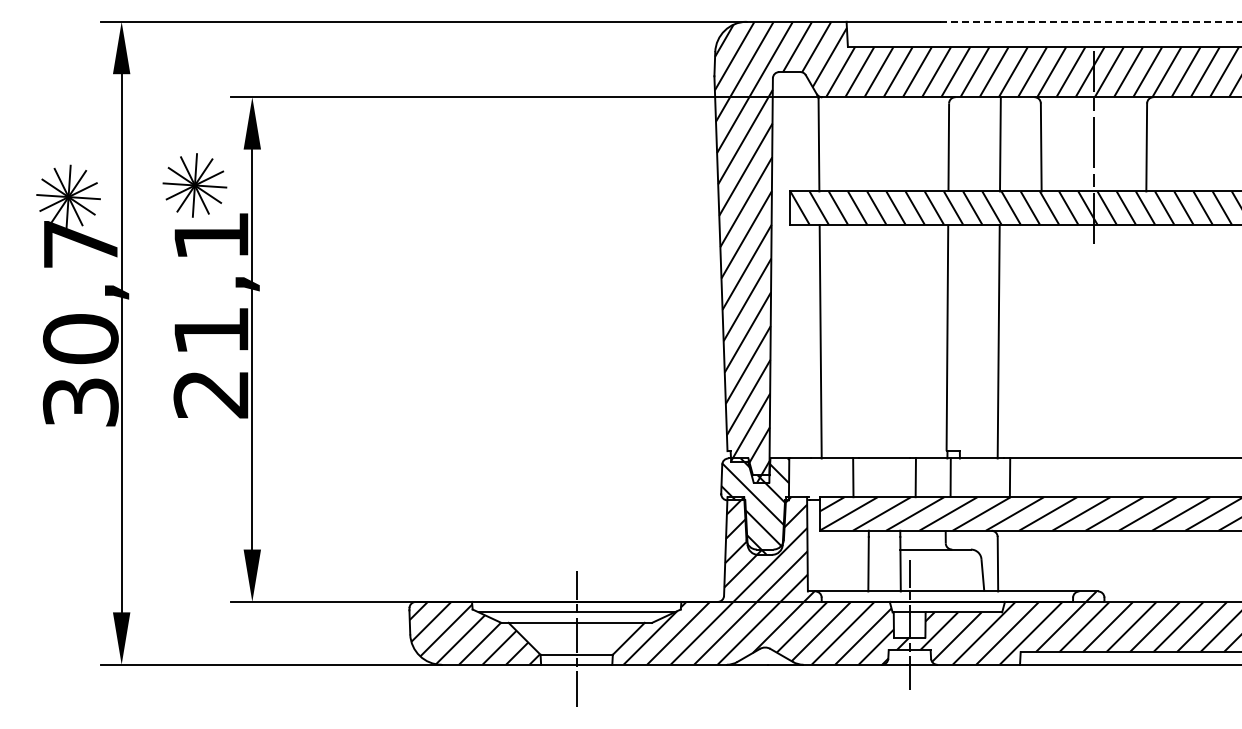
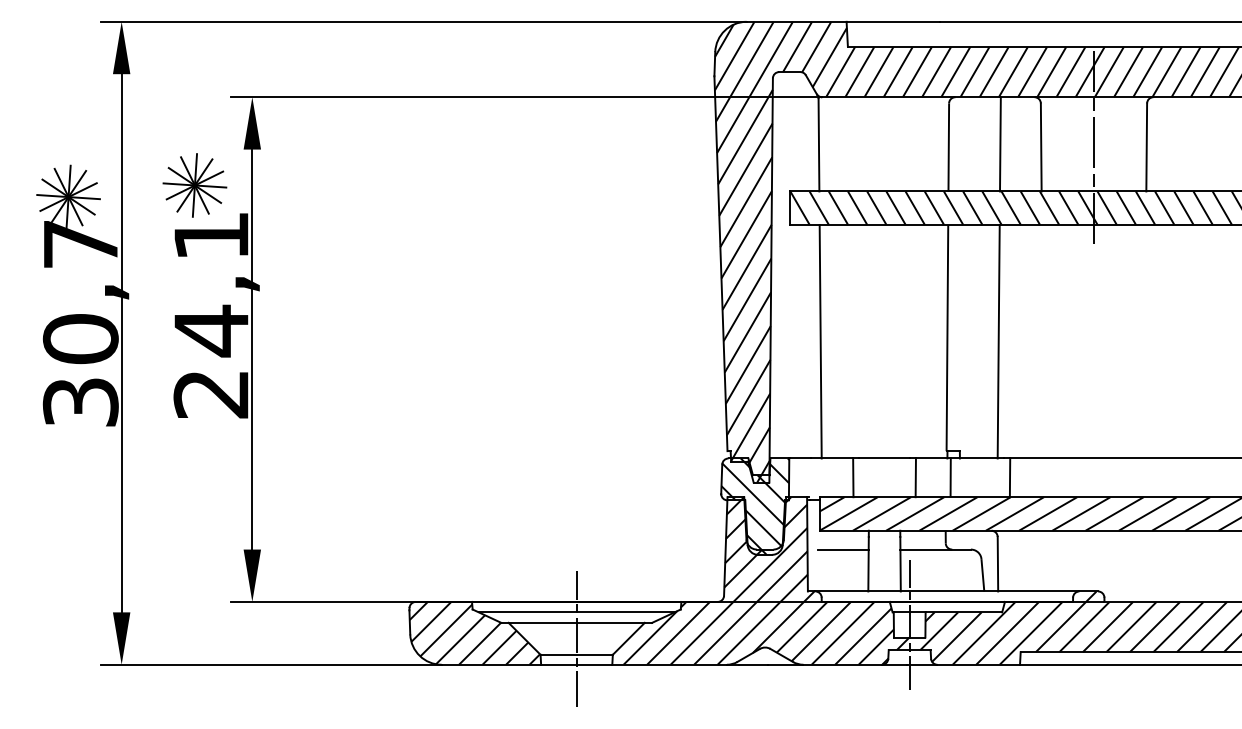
line: dashed -> solid (1091, 21)
text: 21,1 -> 24,1 (211, 330)
line: none -> present (842, 549)
